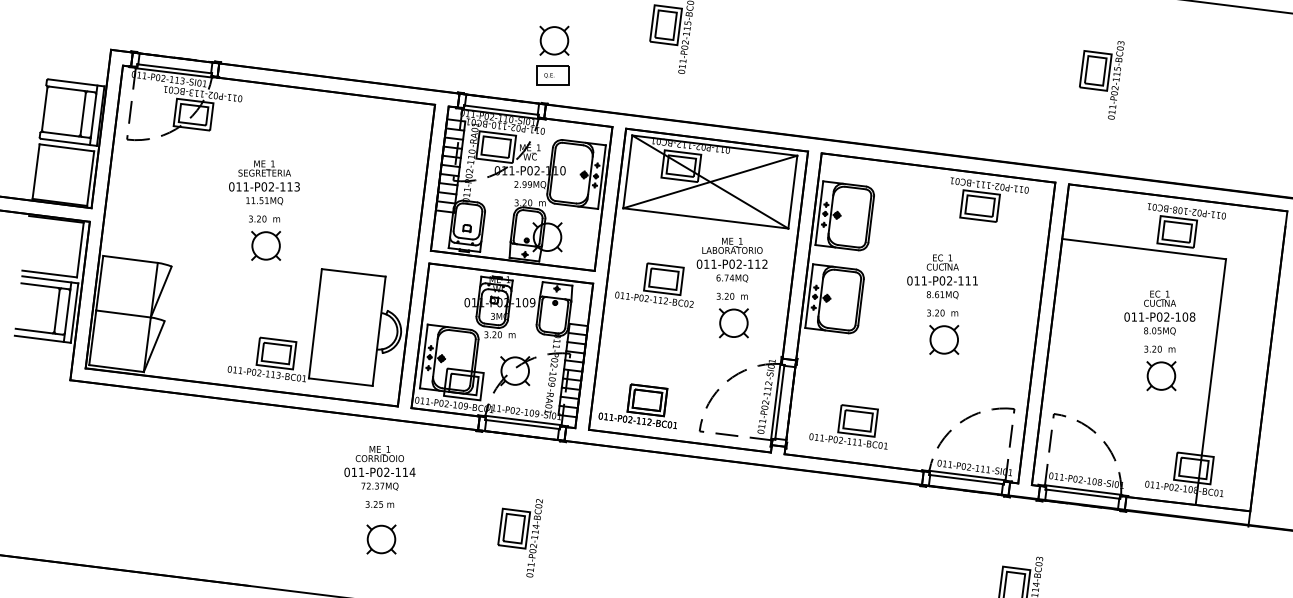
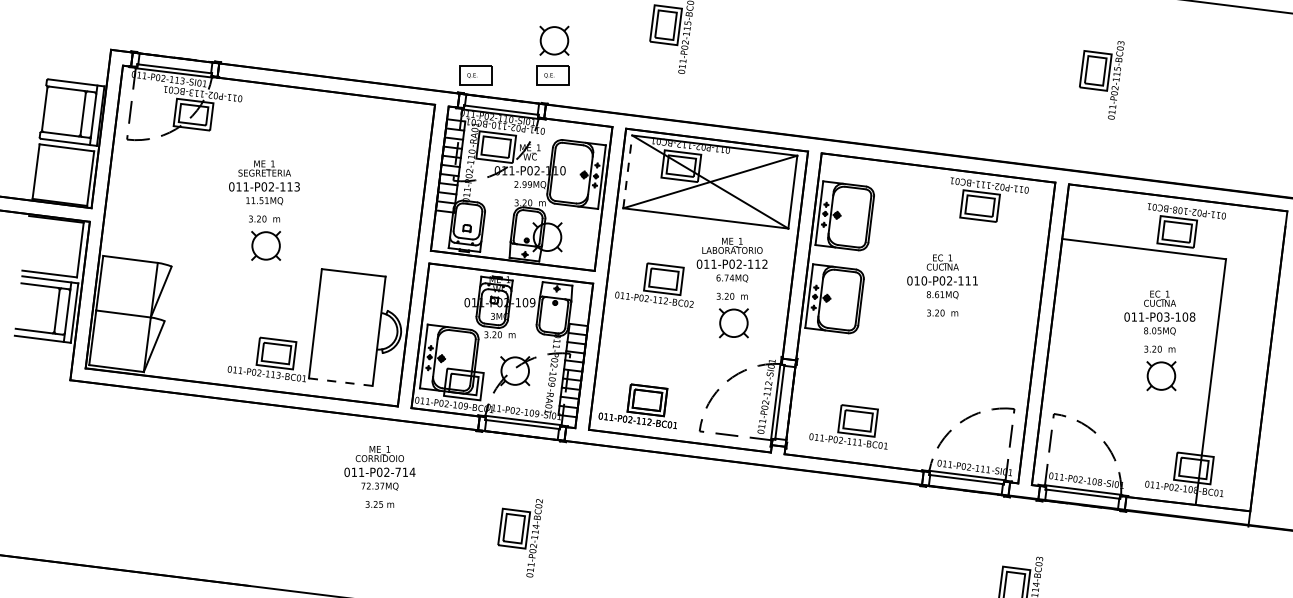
part: none -> present (475, 75)
line: solid -> dashed (627, 171)
text: 011-P02-111 -> 010-P02-111 (924, 280)
text: 011-P02-108 -> 011-P03-108 (1166, 317)
part: present -> none (944, 339)
line: solid -> dashed (340, 382)
text: 011-P02-114 -> 011-P02-714 (397, 471)
part: present -> none (381, 539)
